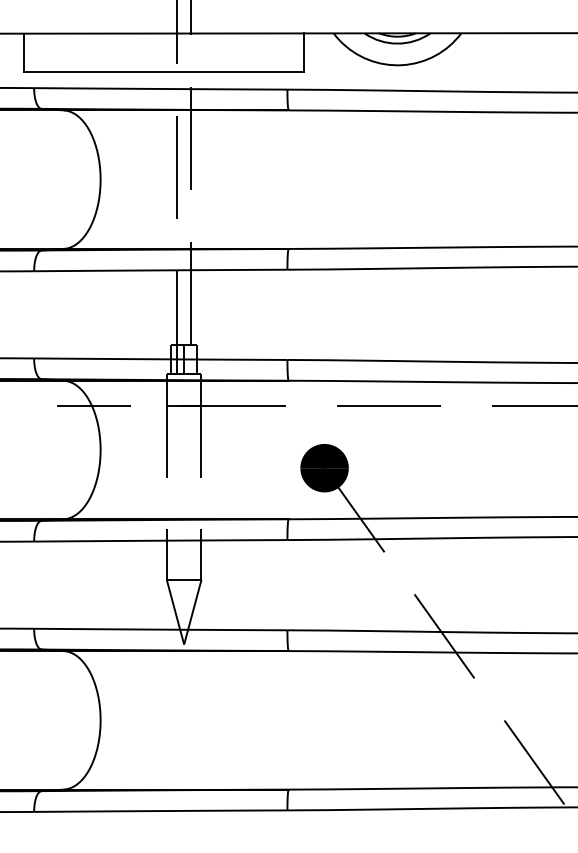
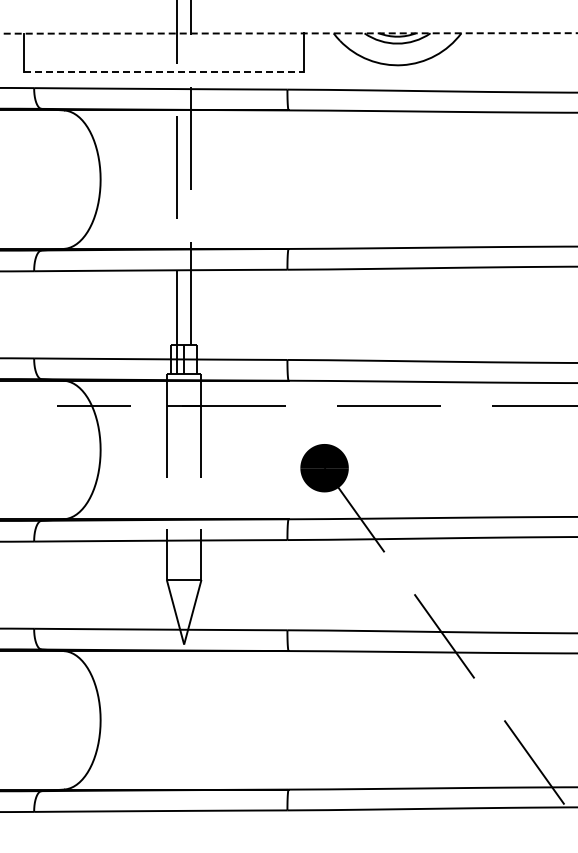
line: solid -> dashed (289, 33)
line: solid -> dashed (164, 72)
